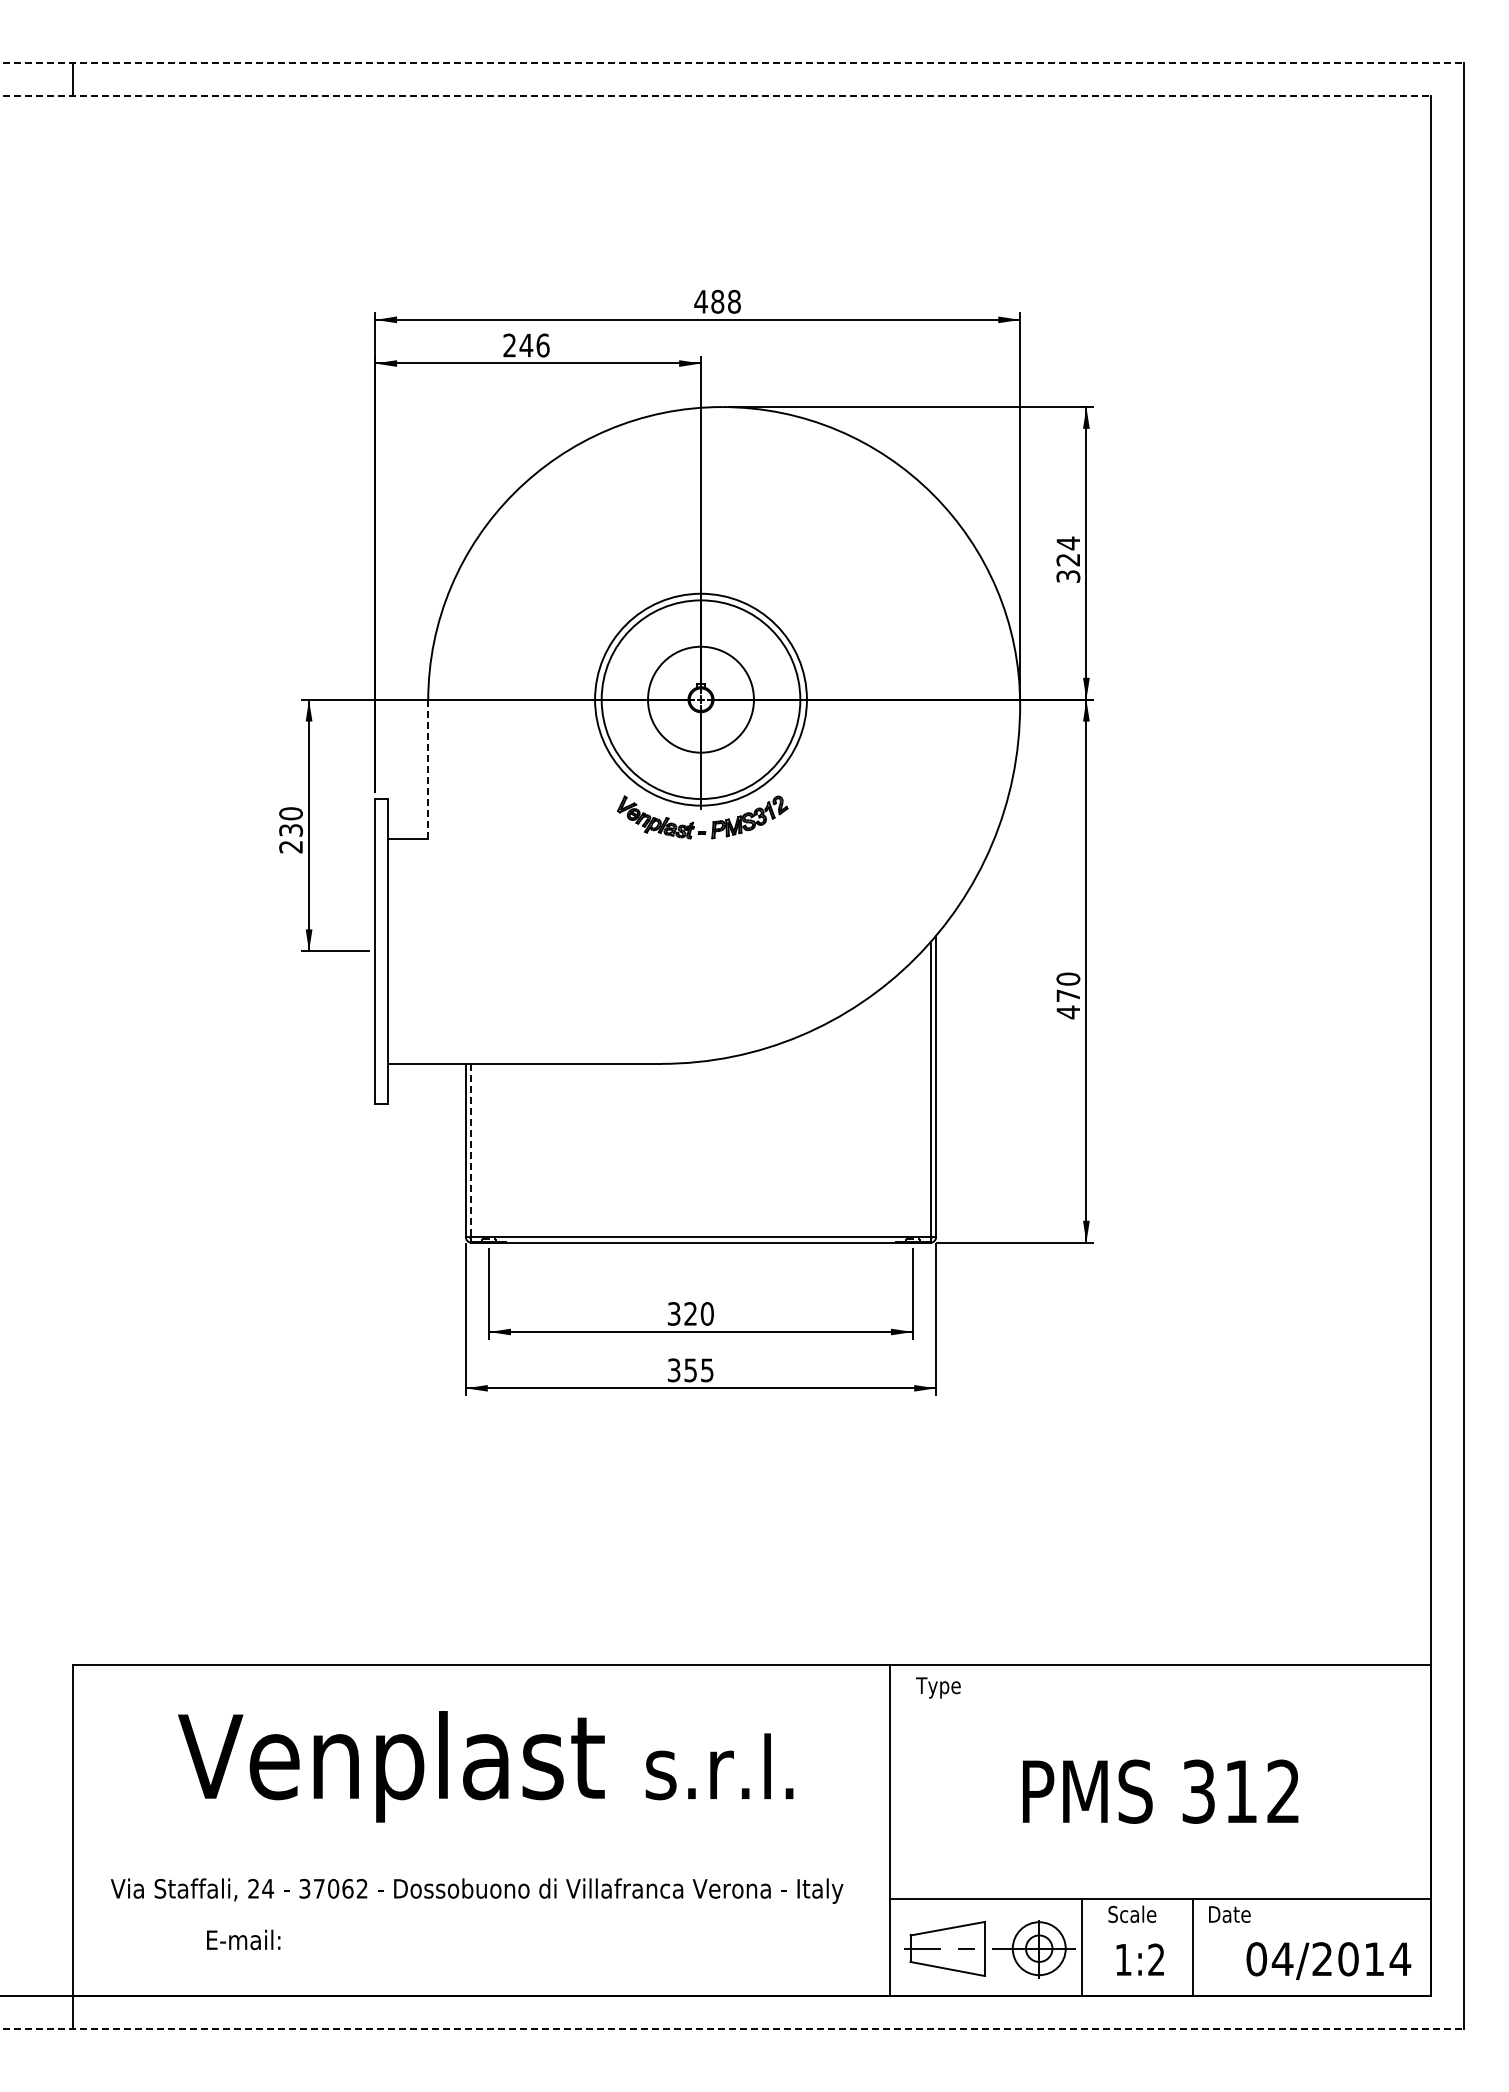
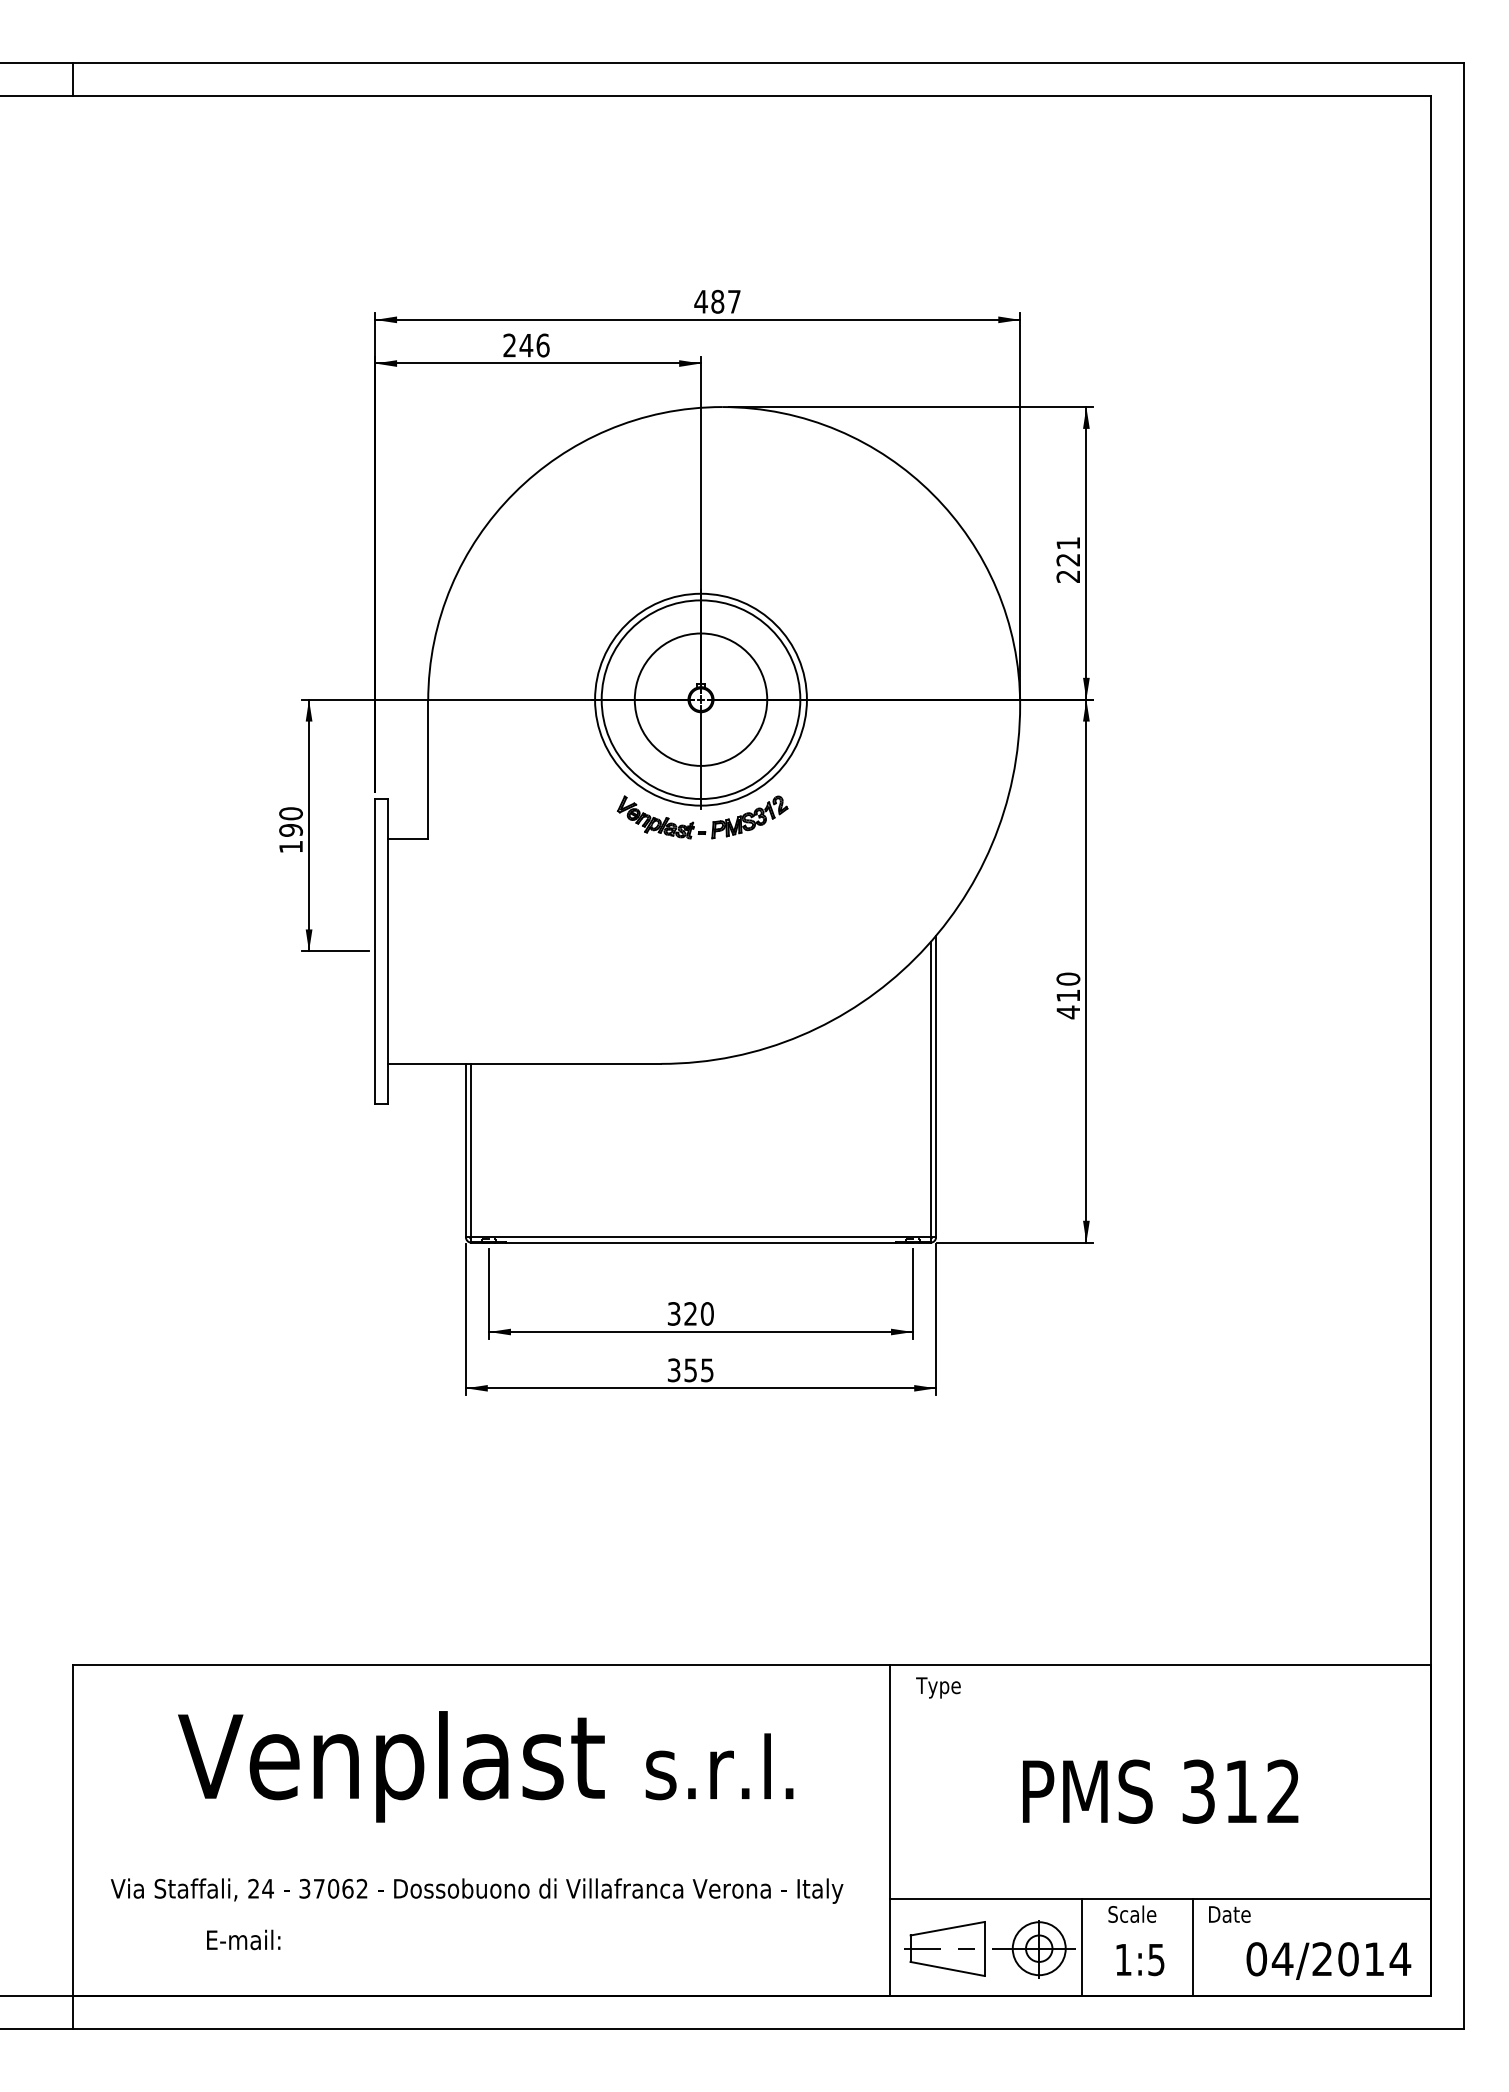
line: dashed -> solid (732, 62)
line: dashed -> solid (715, 95)
text: 488 -> 487 (734, 301)
text: 324 -> 221 (1068, 559)
circle diameter: 106 px -> 132 px (700, 699)
line: dashed -> solid (428, 769)
text: 230 -> 190 (290, 838)
text: 470 -> 410 (1067, 995)
line: dashed -> solid (471, 1150)
text: 1:2 -> 1:5 (1156, 1959)
line: dashed -> solid (732, 2029)
